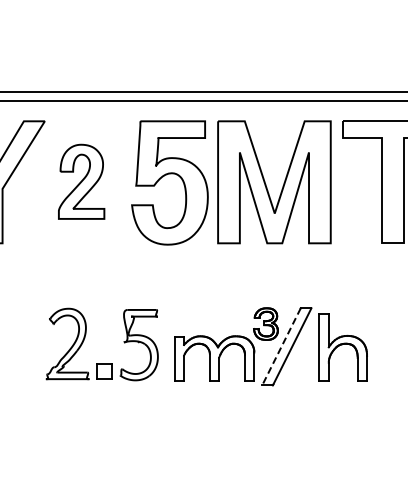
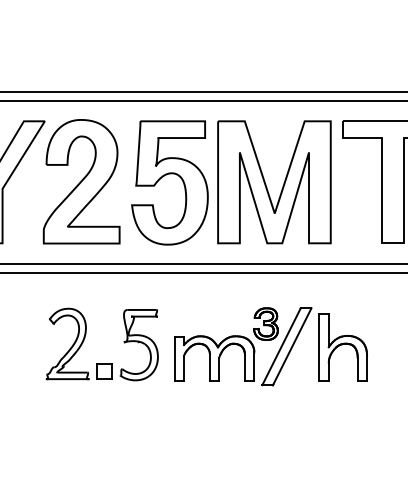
part size: 48x77 px -> 79x126 px (81, 181)
line: none -> present (203, 264)
line: none -> present (203, 273)
line: dashed -> solid (281, 347)
